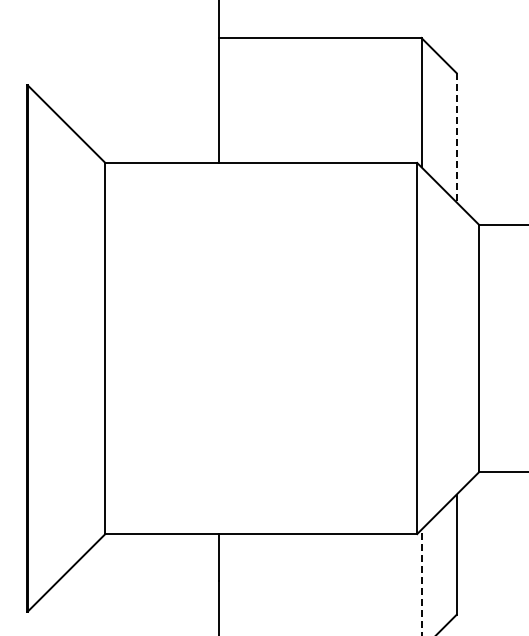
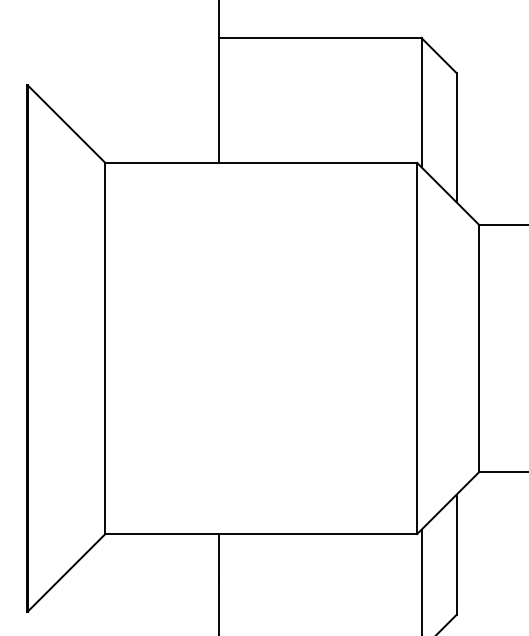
line: dashed -> solid (456, 137)
line: dashed -> solid (421, 582)
